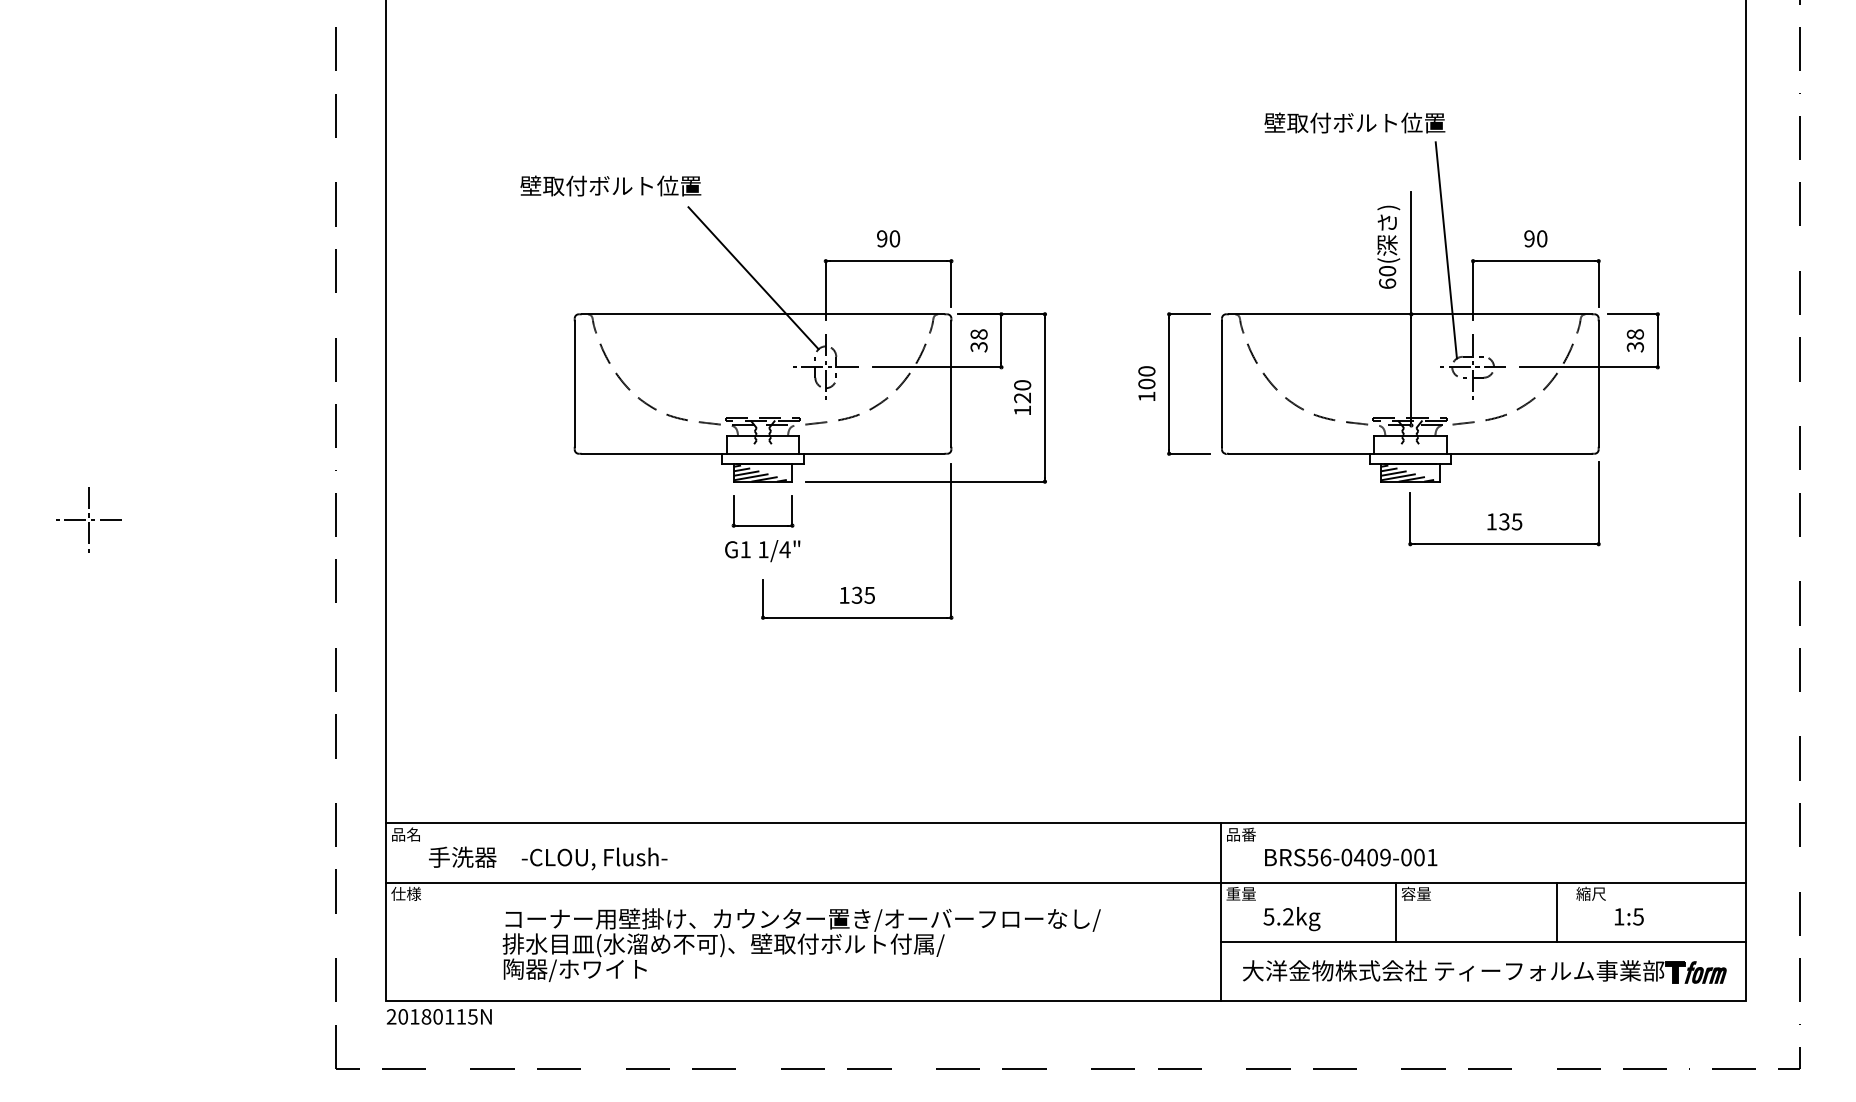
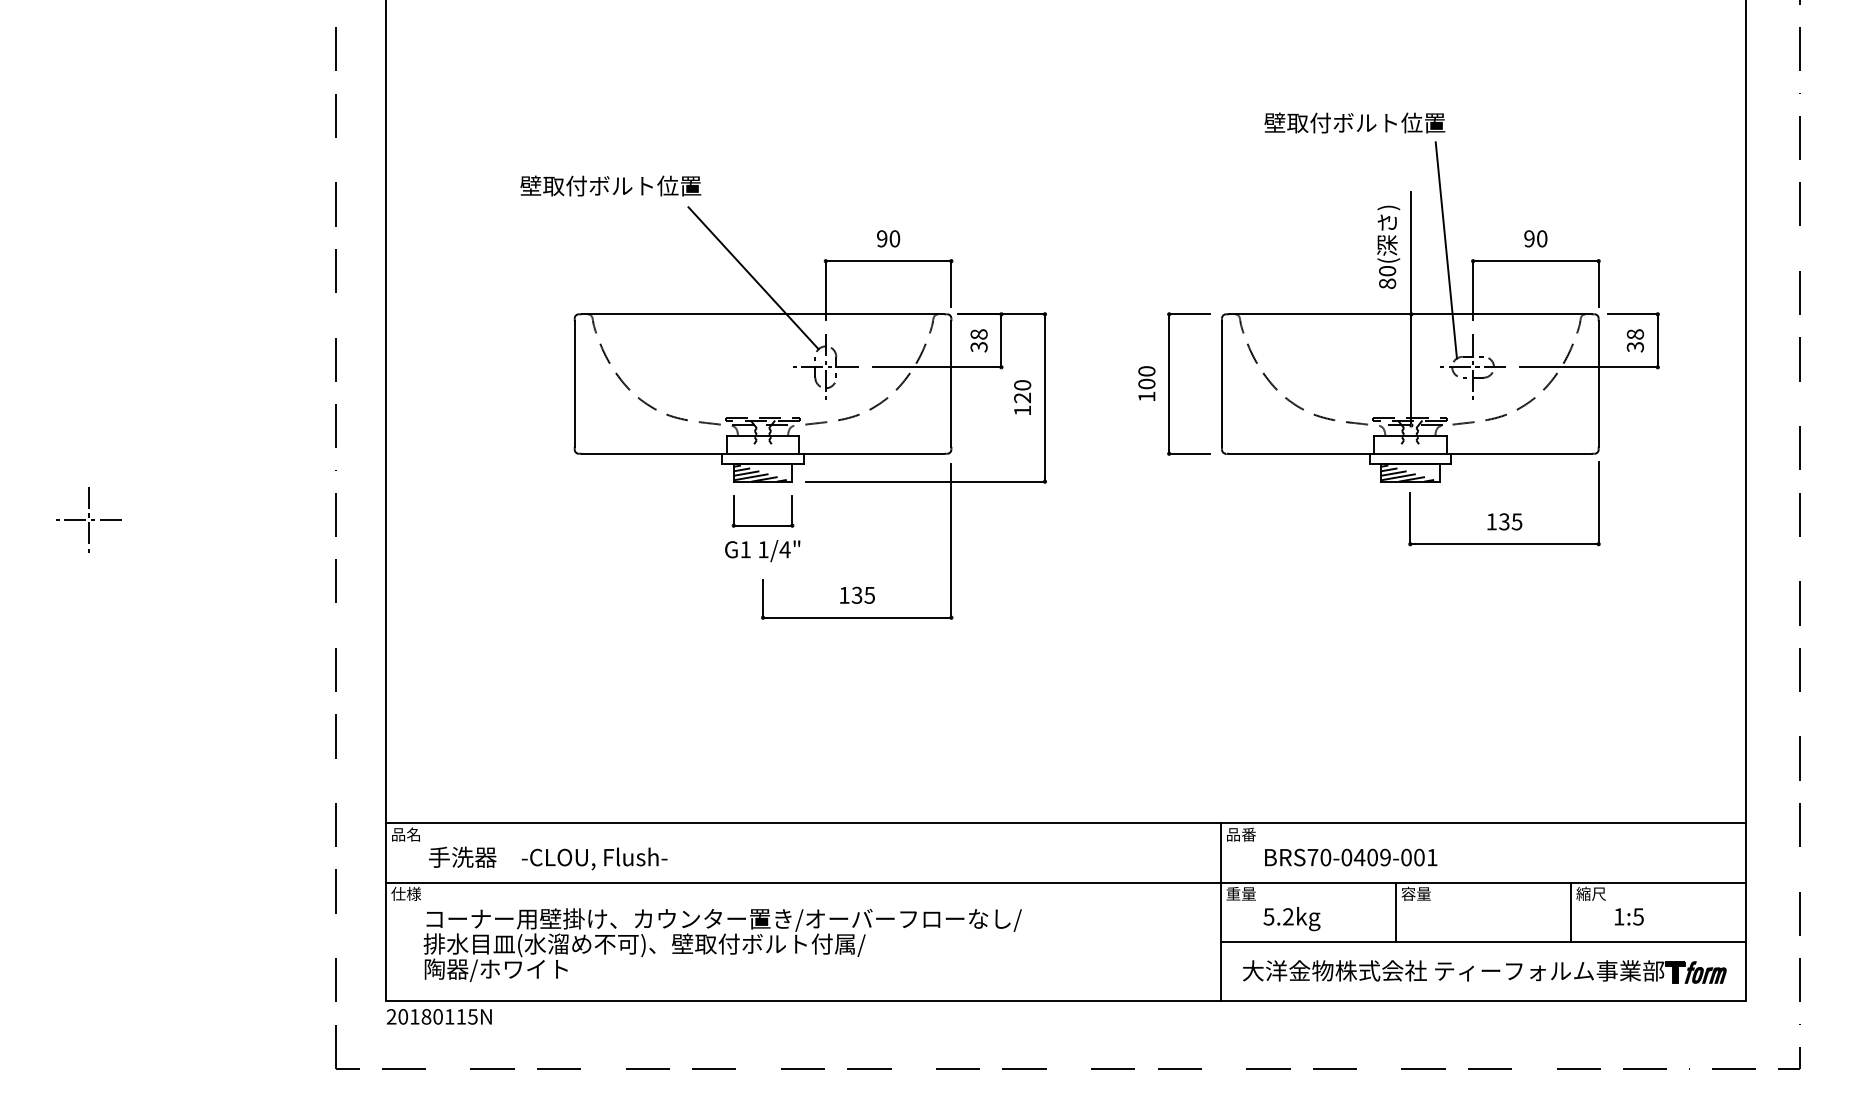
text: 60( -> 80( (1387, 283)
text: BRS56-0409-001 -> BRS70-0409-001 (1319, 857)
line position: (1556, 911) -> (1570, 911) (1570, 911)
text position: (801, 945) -> (722, 945) (722, 945)
